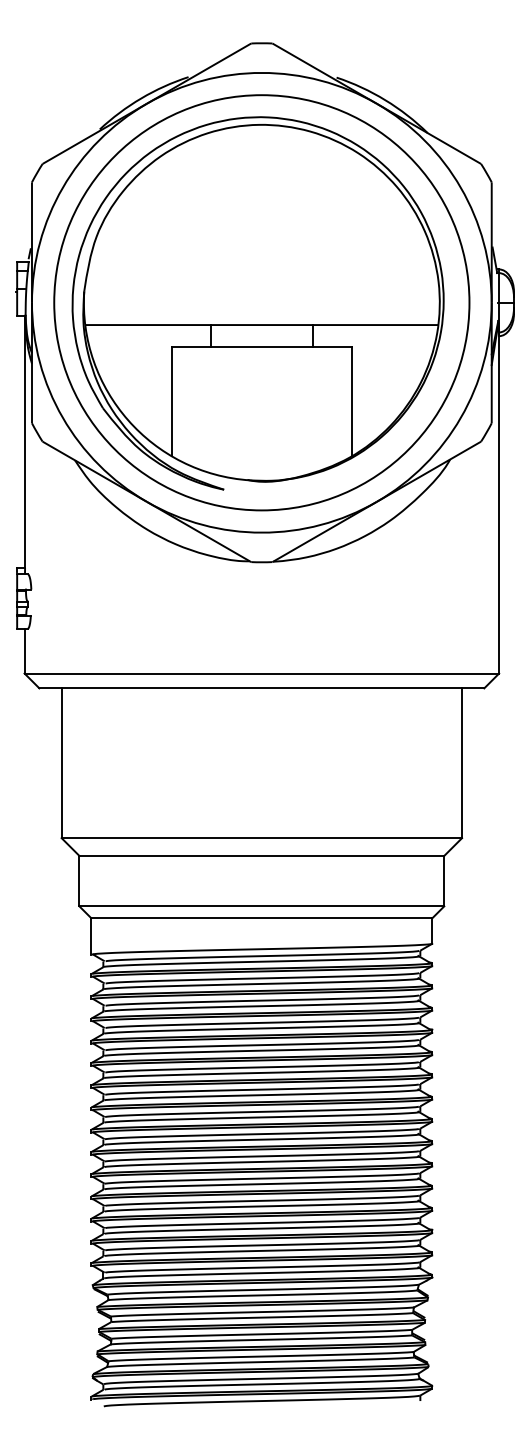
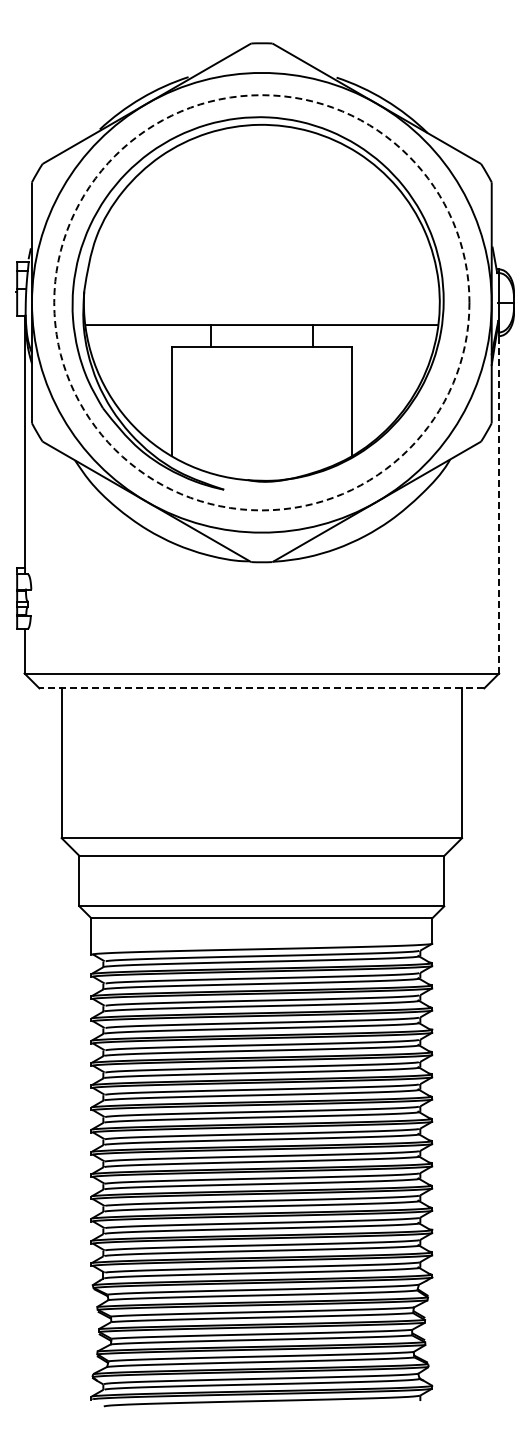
circle: solid -> dashed (261, 302)
line: solid -> dashed (499, 503)
line: solid -> dashed (261, 688)
